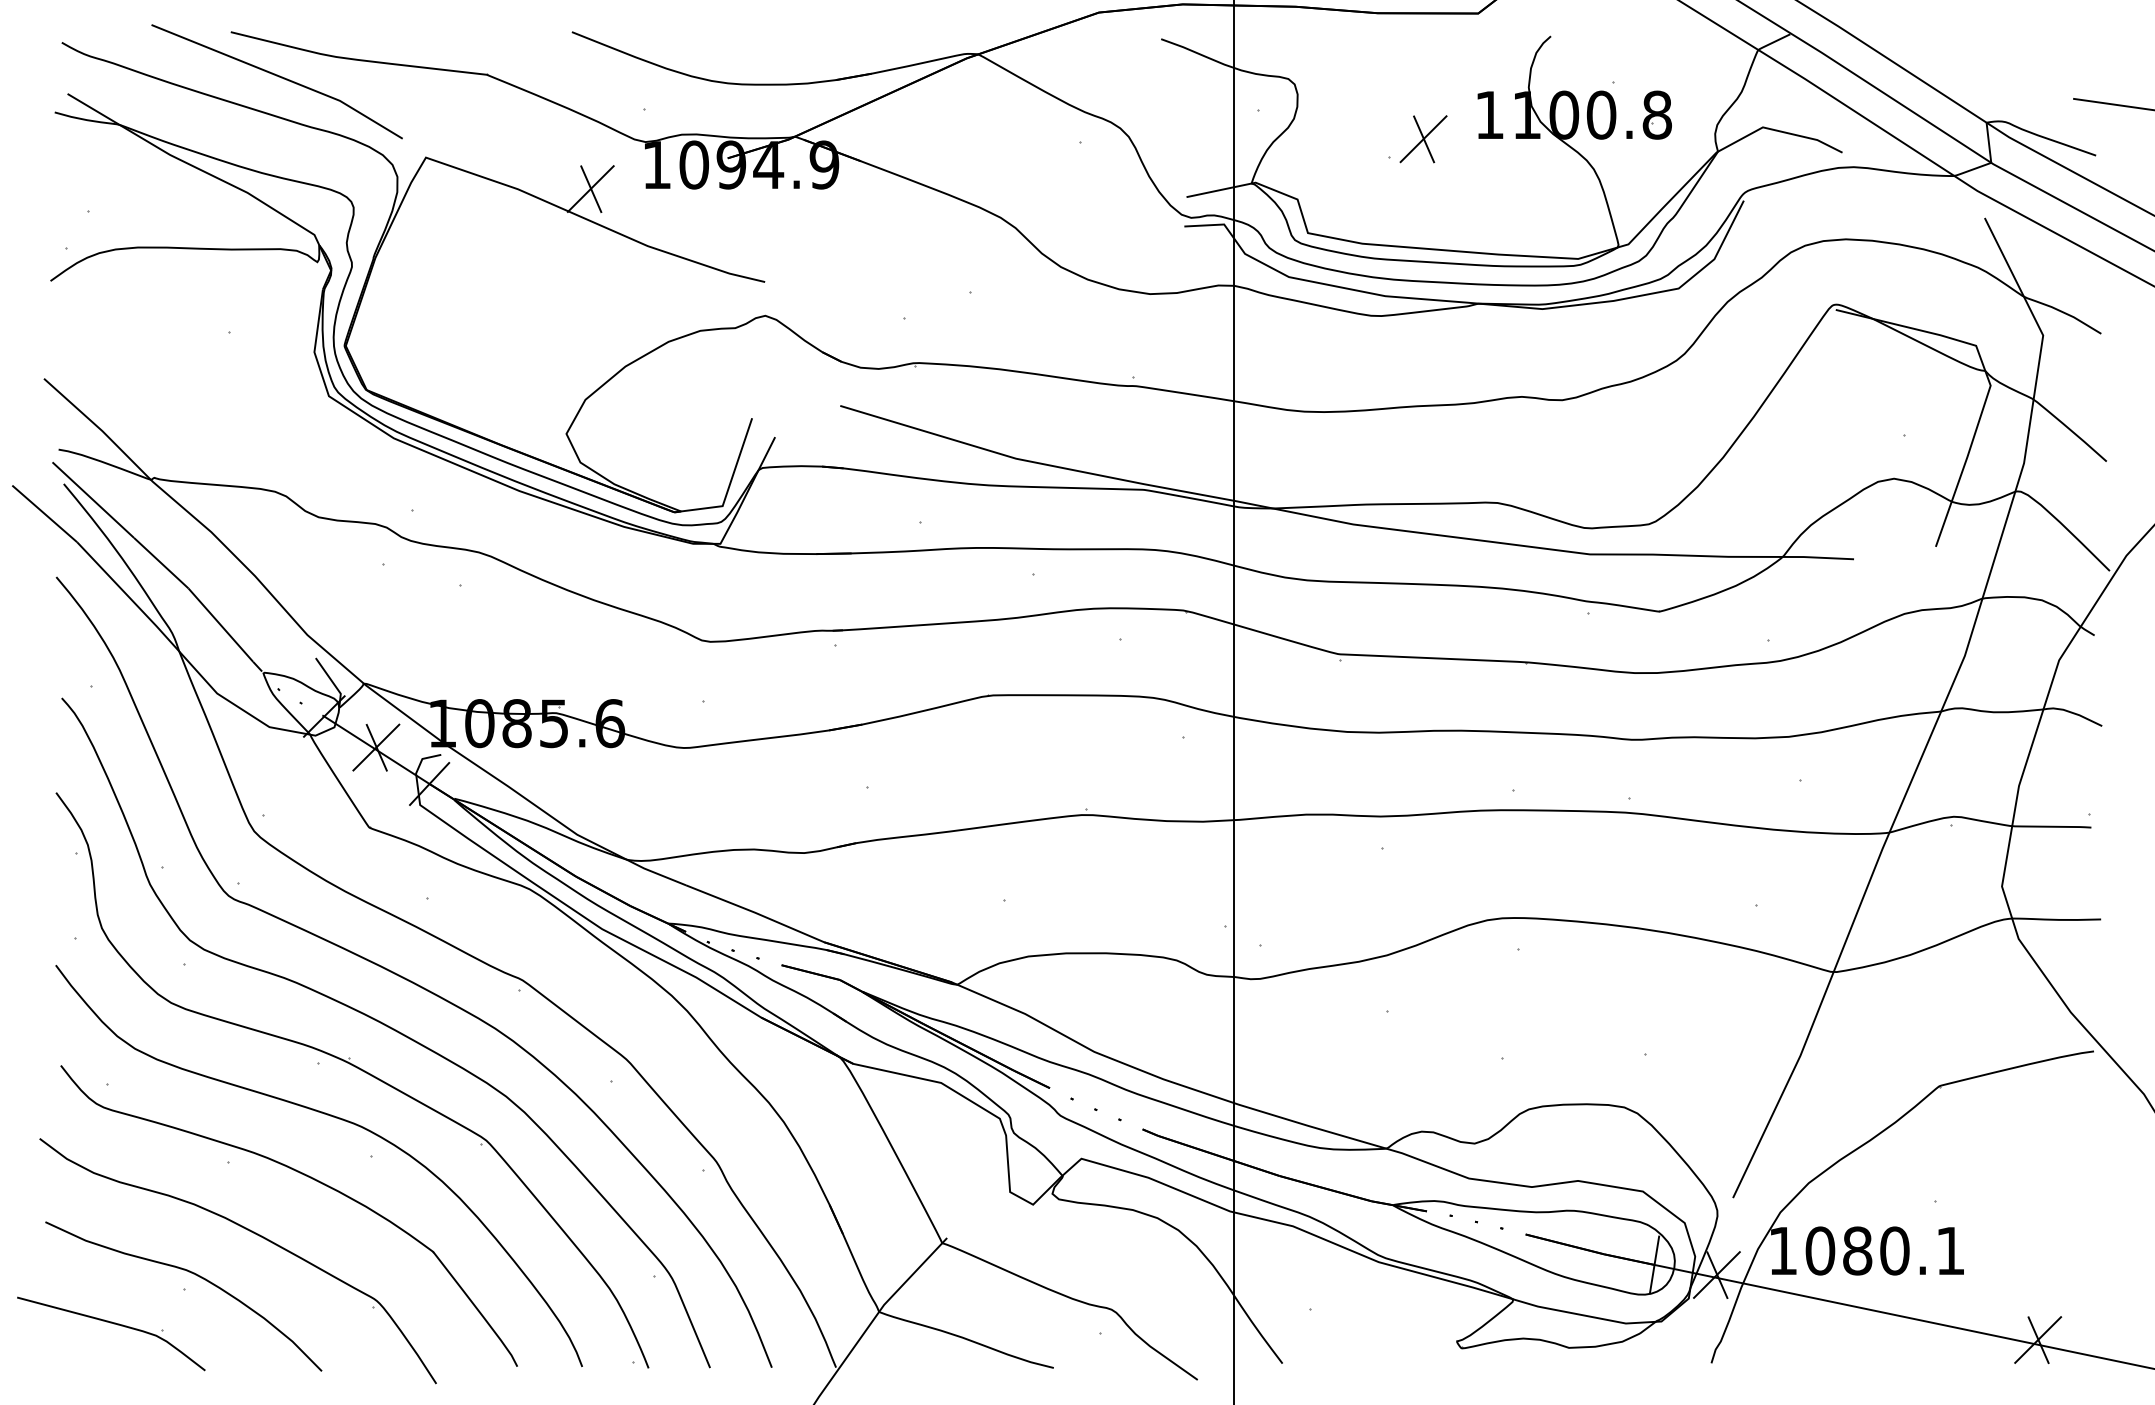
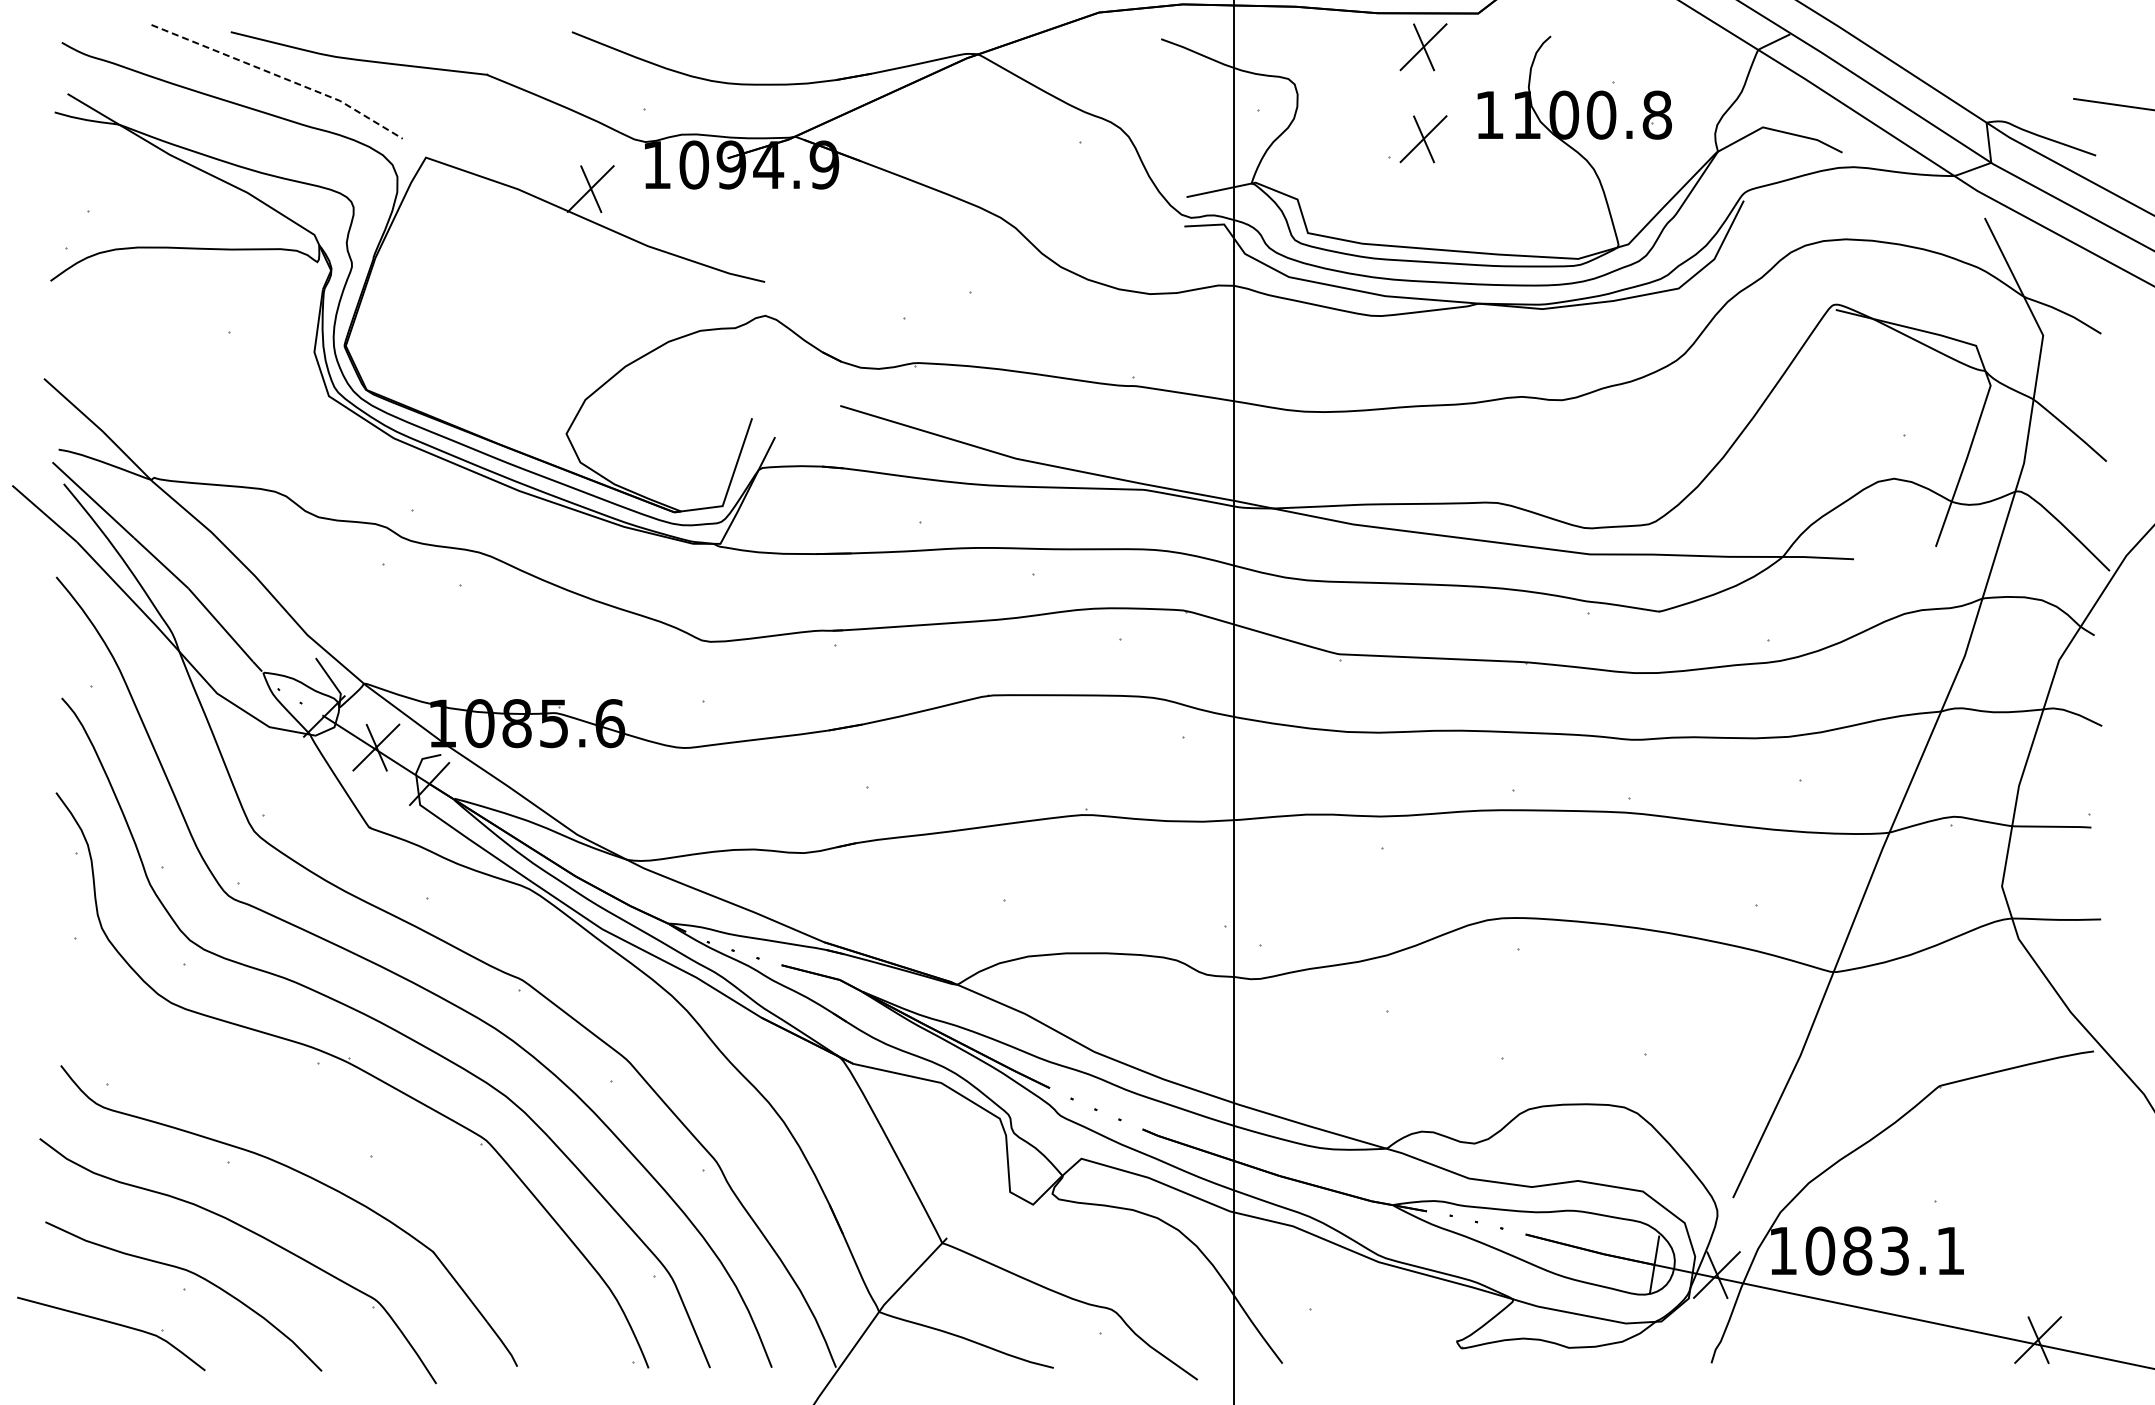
part: none -> present (1423, 47)
line: solid -> dashed (280, 77)
curve: present -> none (333, 1117)
text: 1080.1 -> 1083.1 (1894, 1250)
